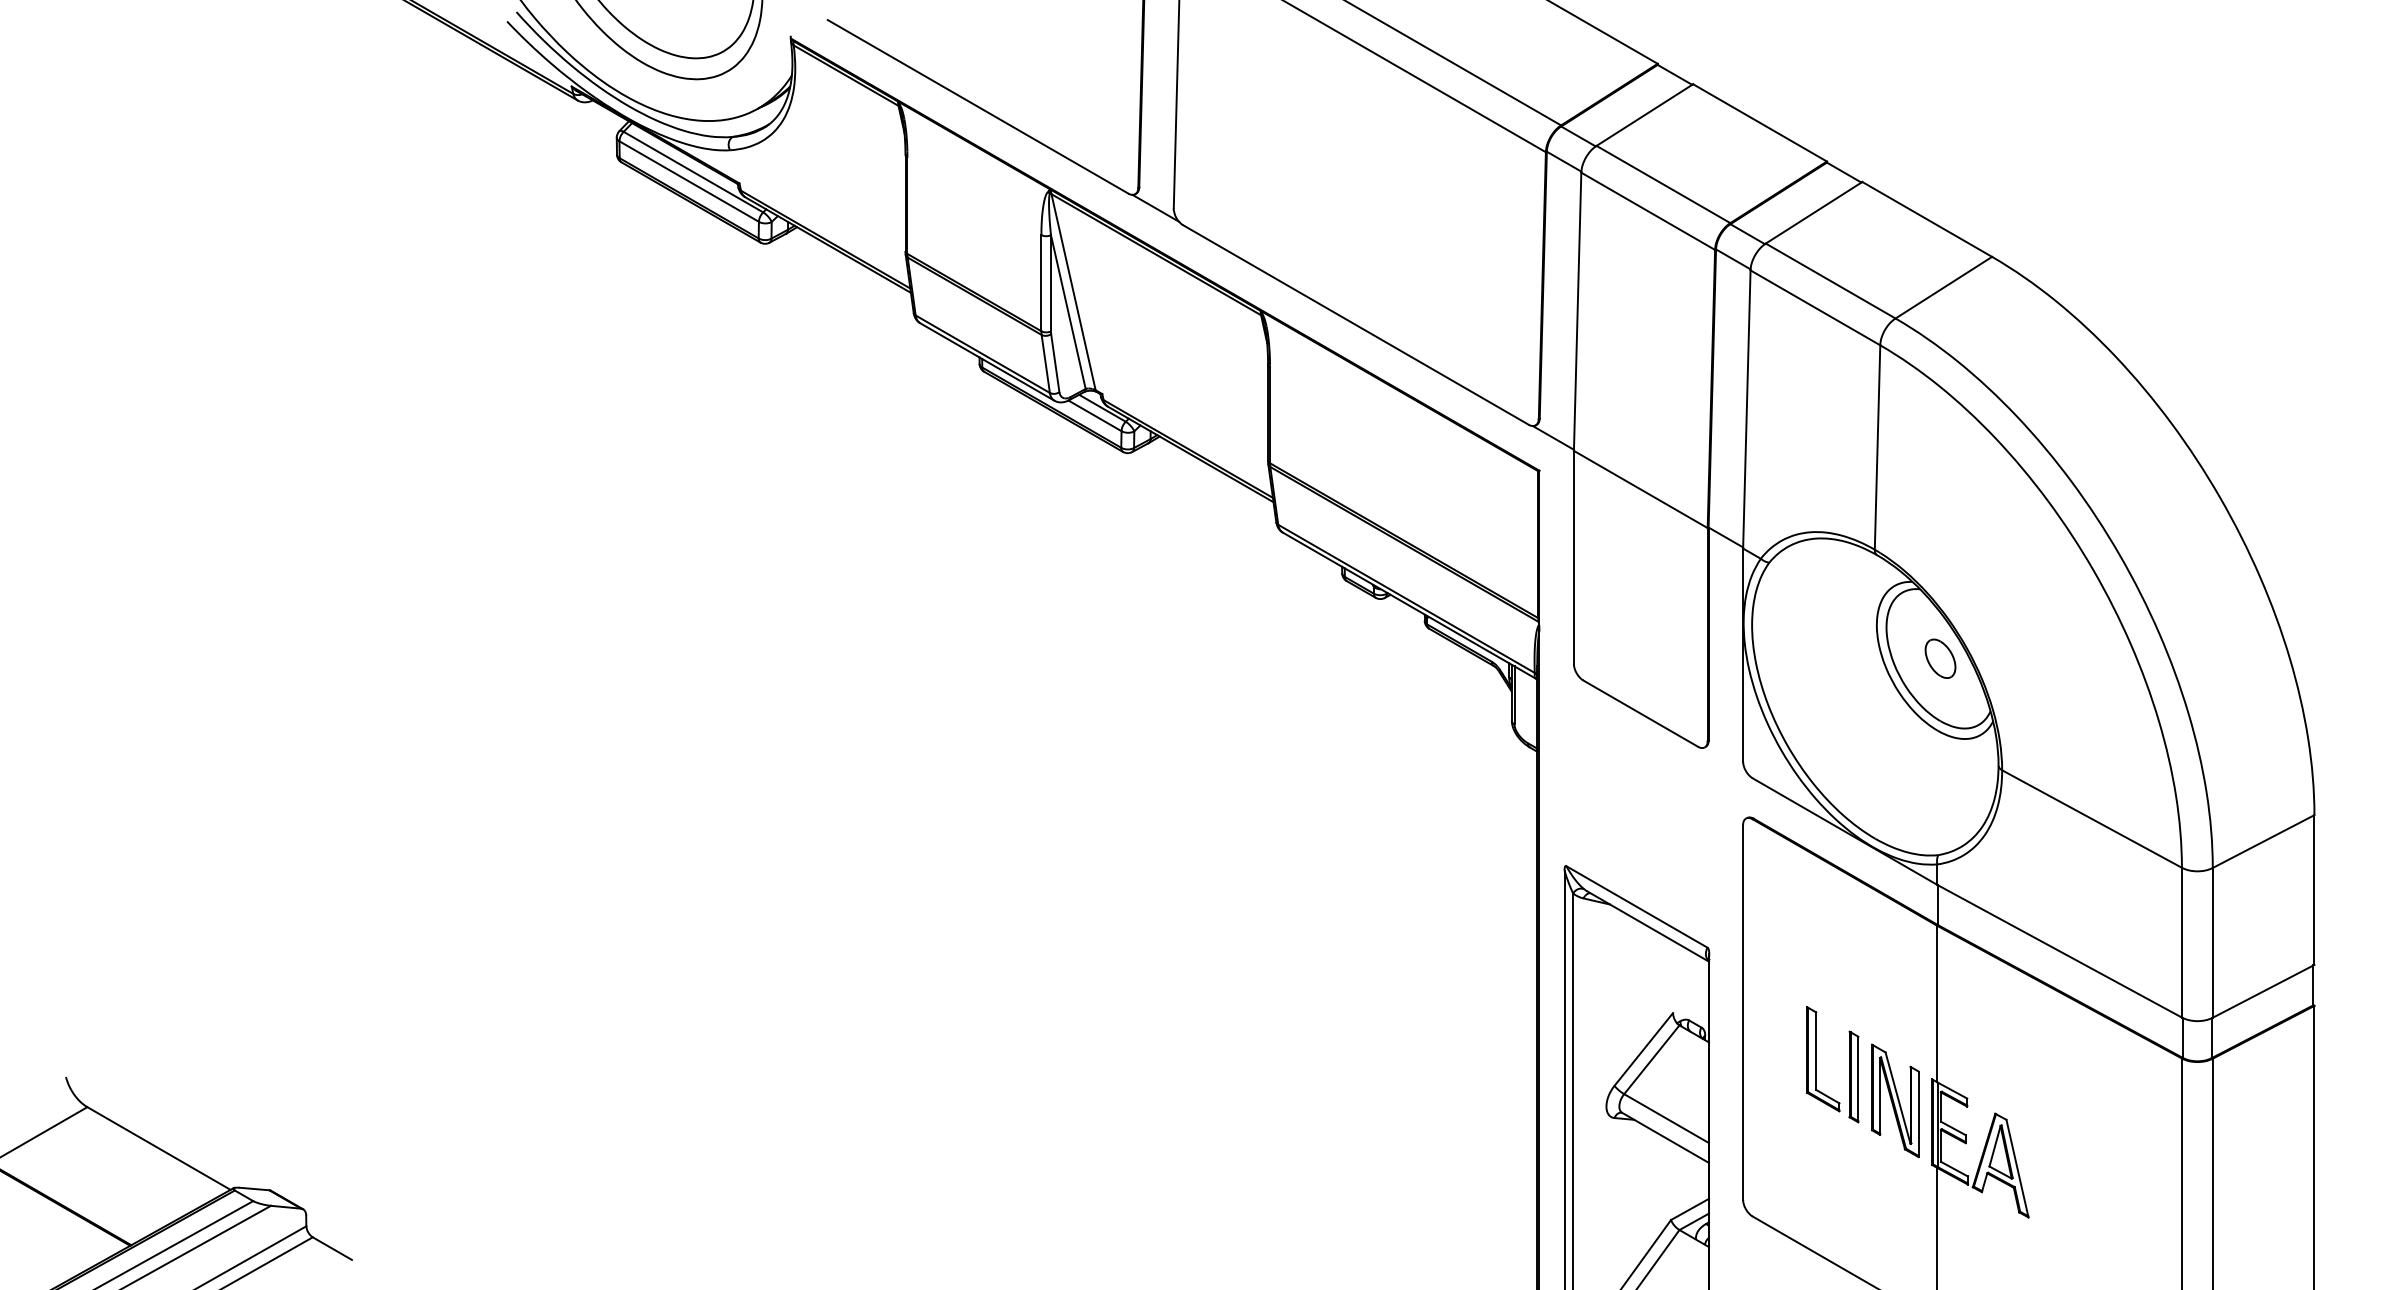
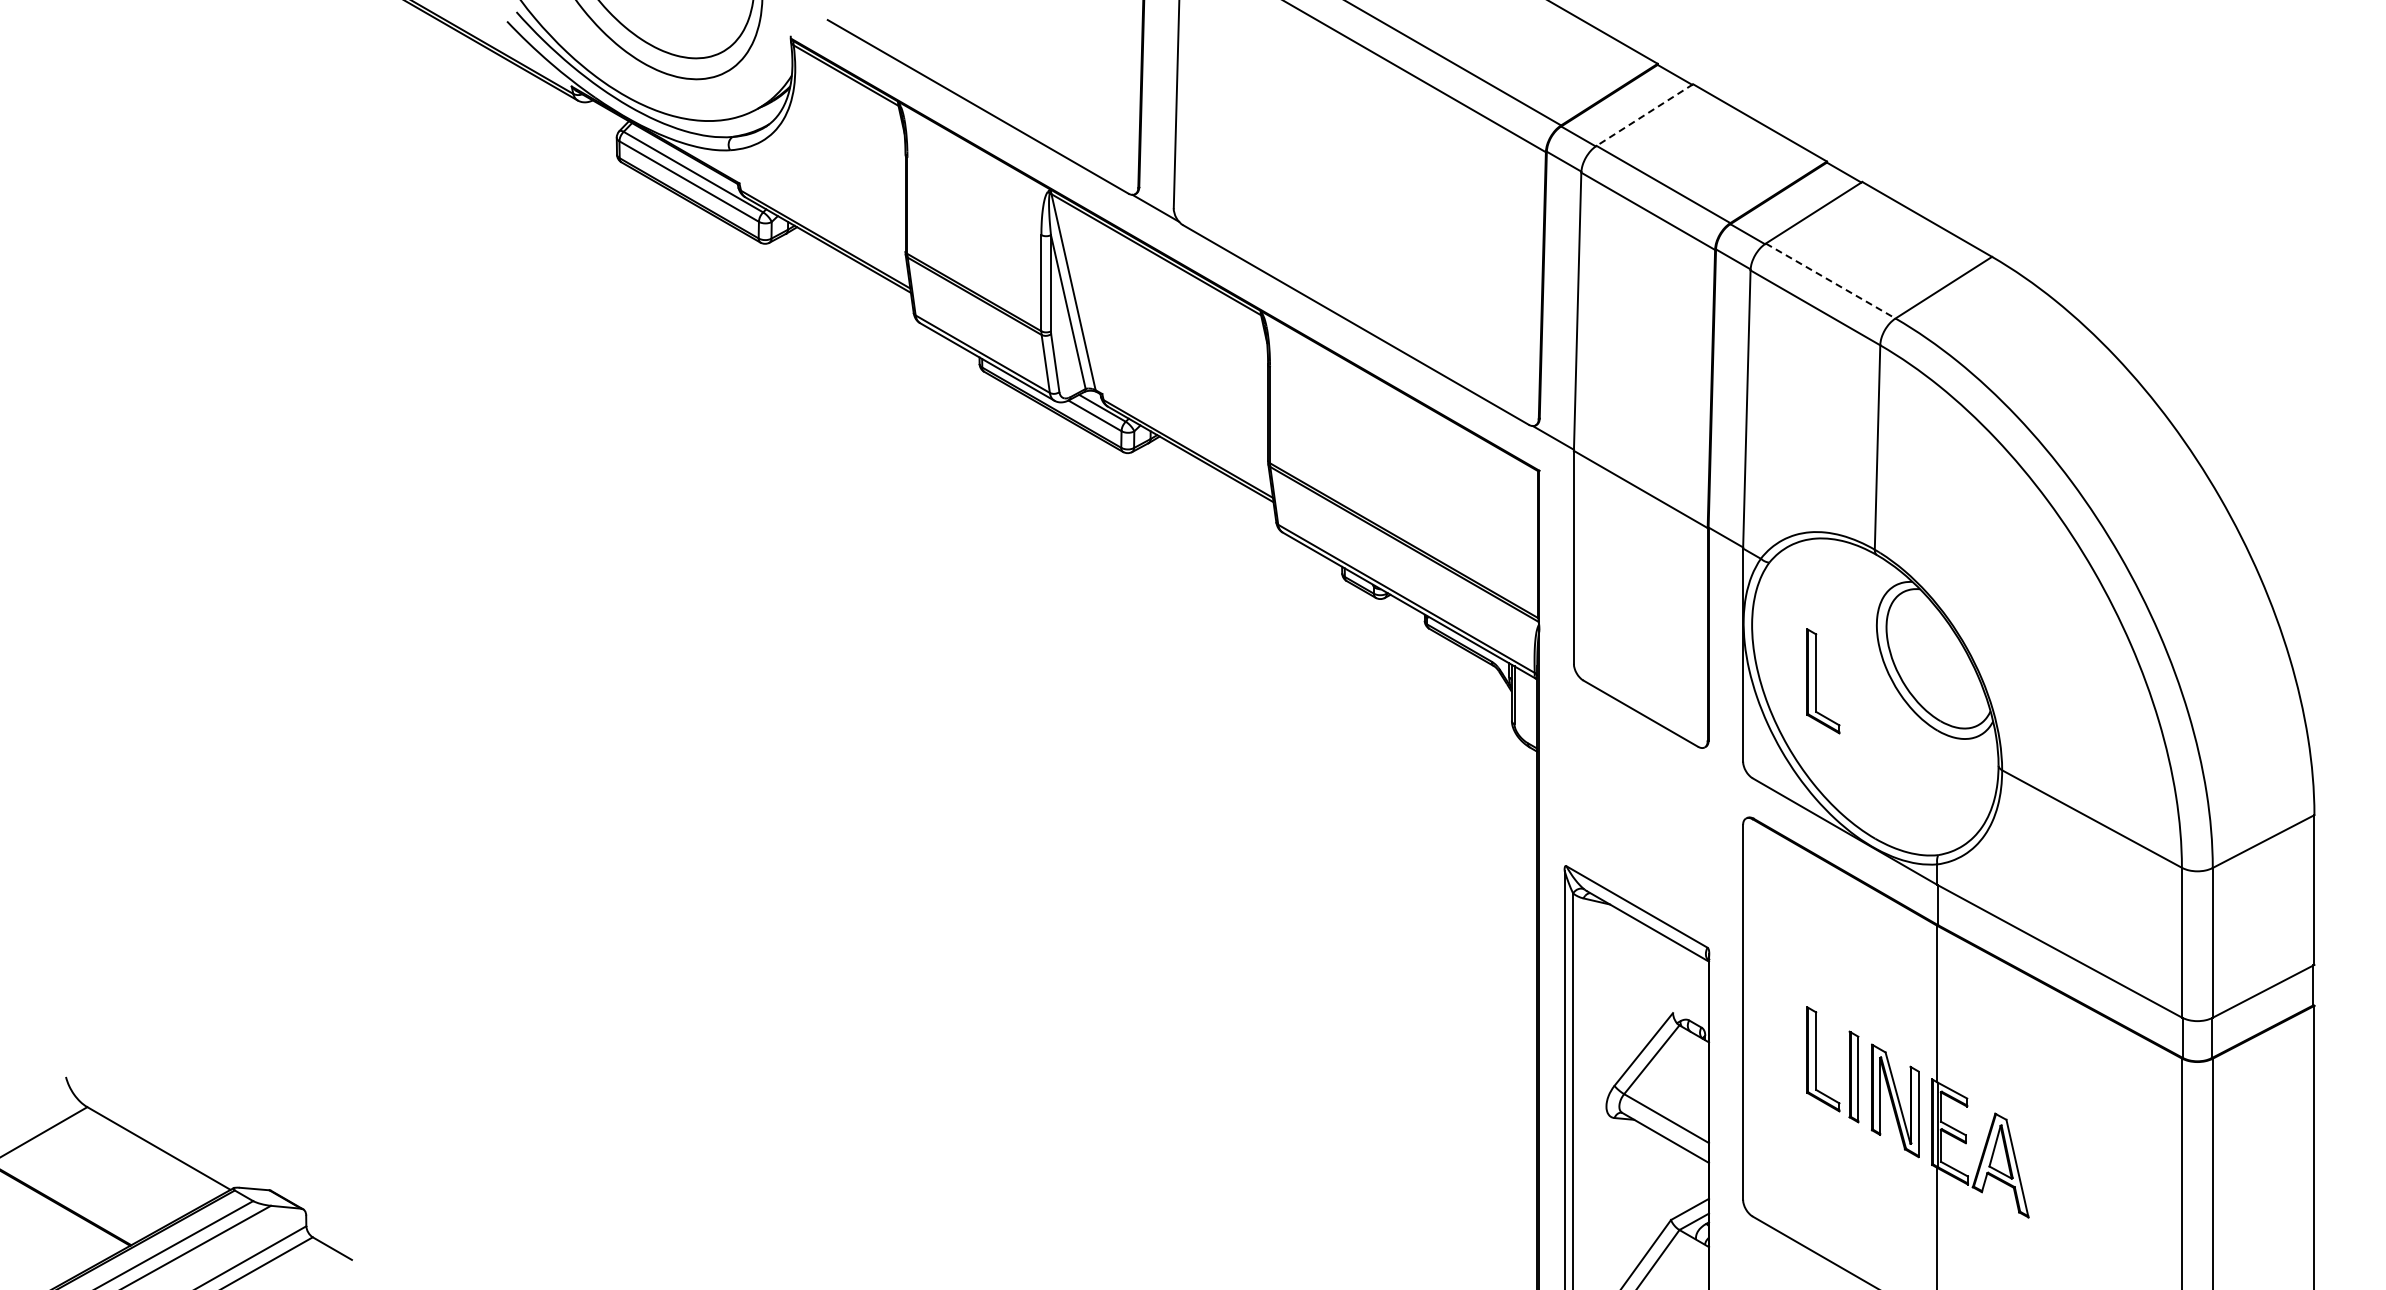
line: solid -> dashed (1644, 115)
line: solid -> dashed (1830, 281)
part: present -> none (1940, 658)
part: none -> present (1816, 681)
